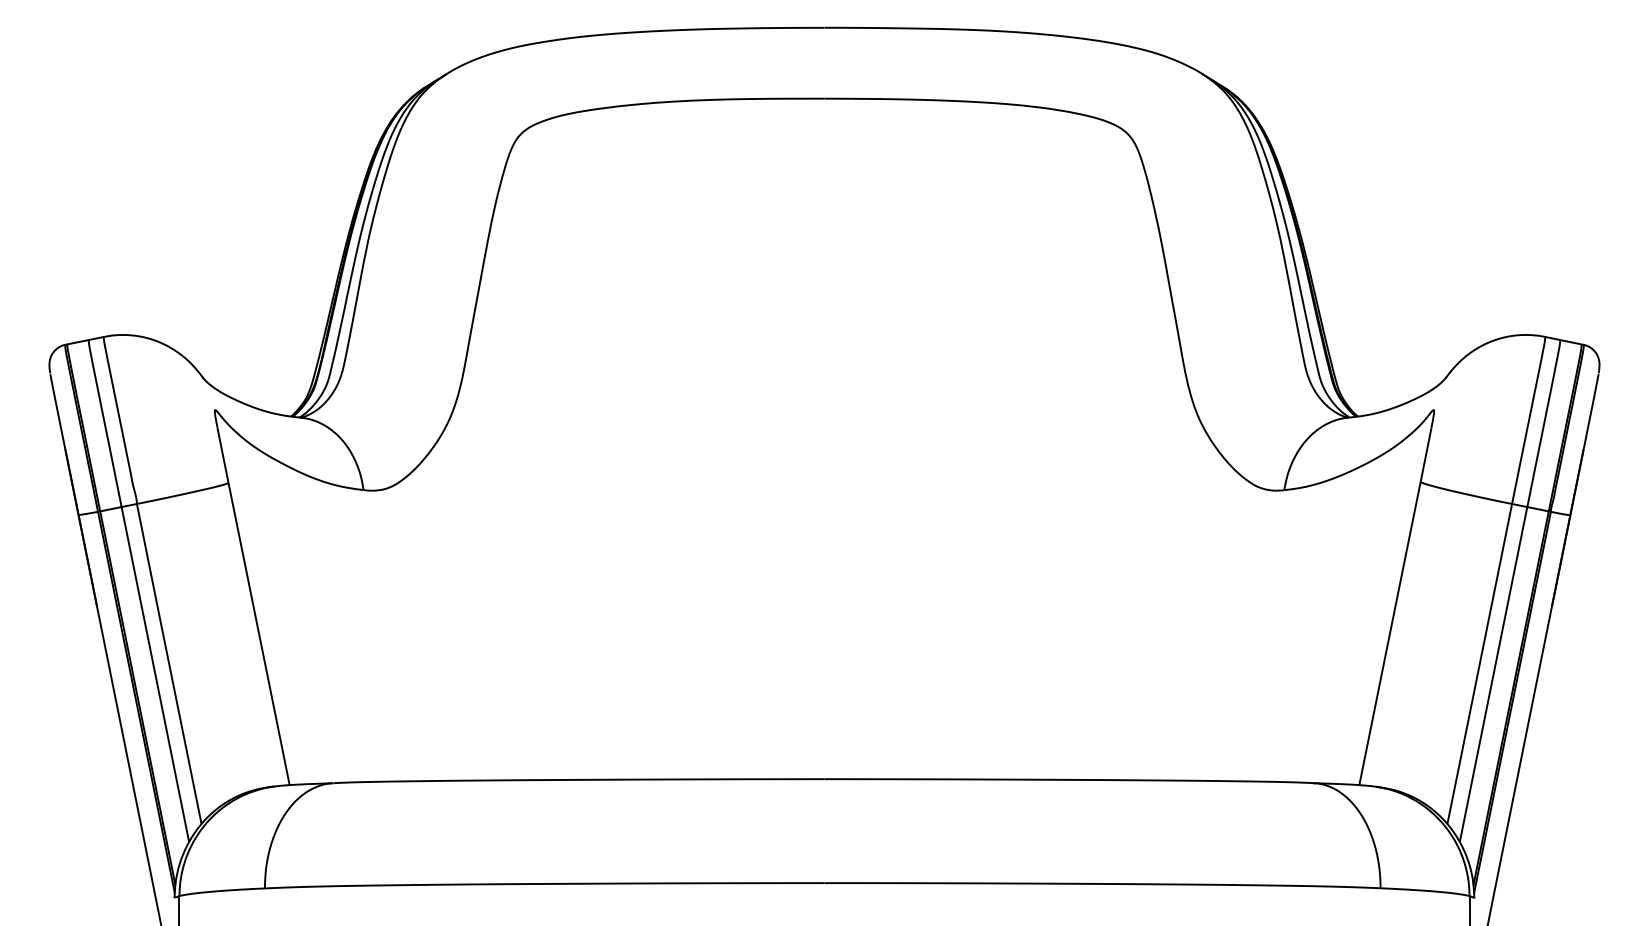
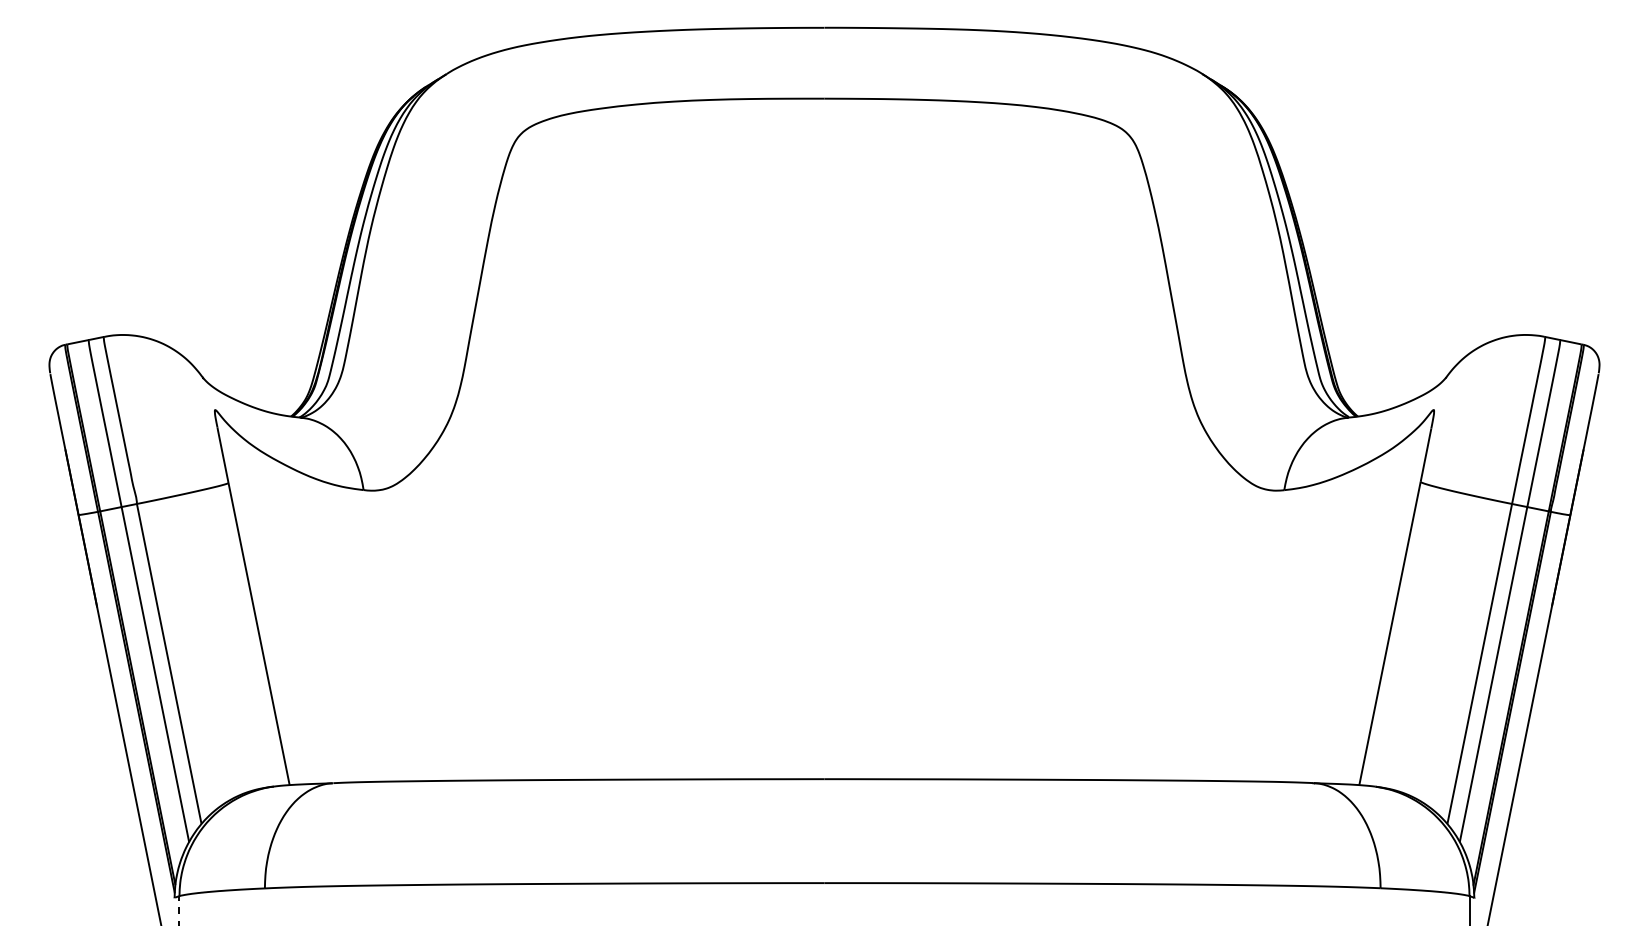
line: solid -> dashed (179, 910)
